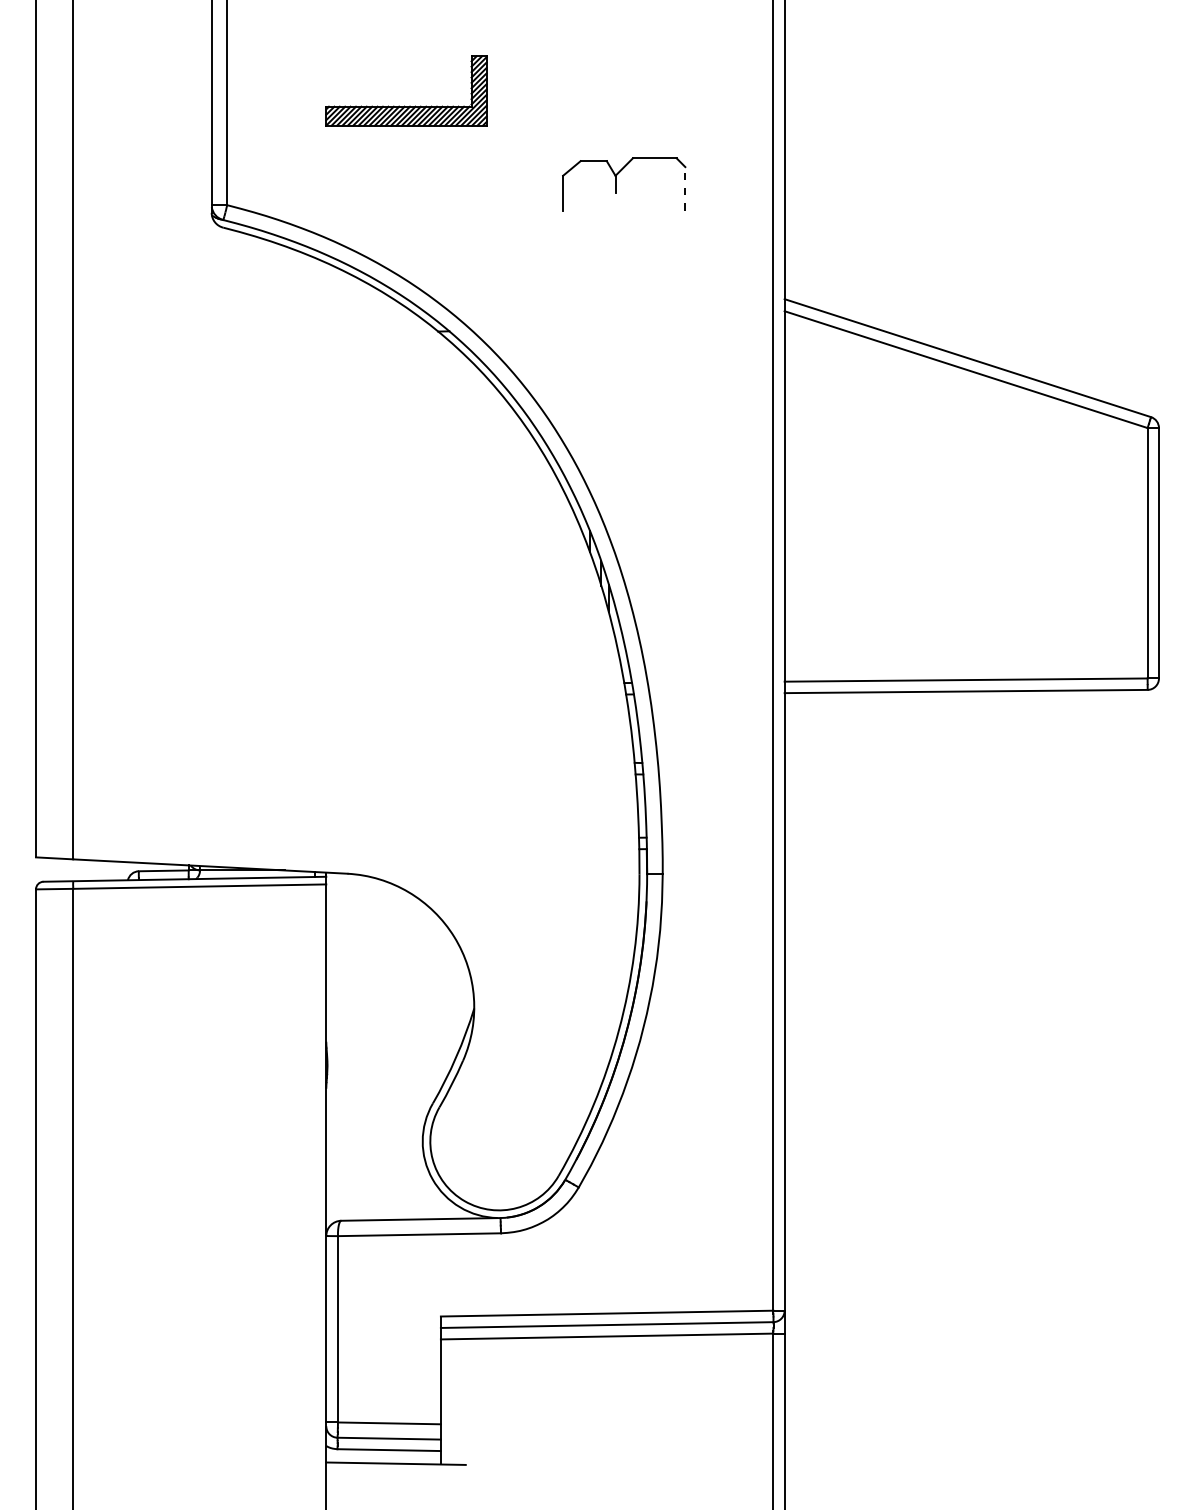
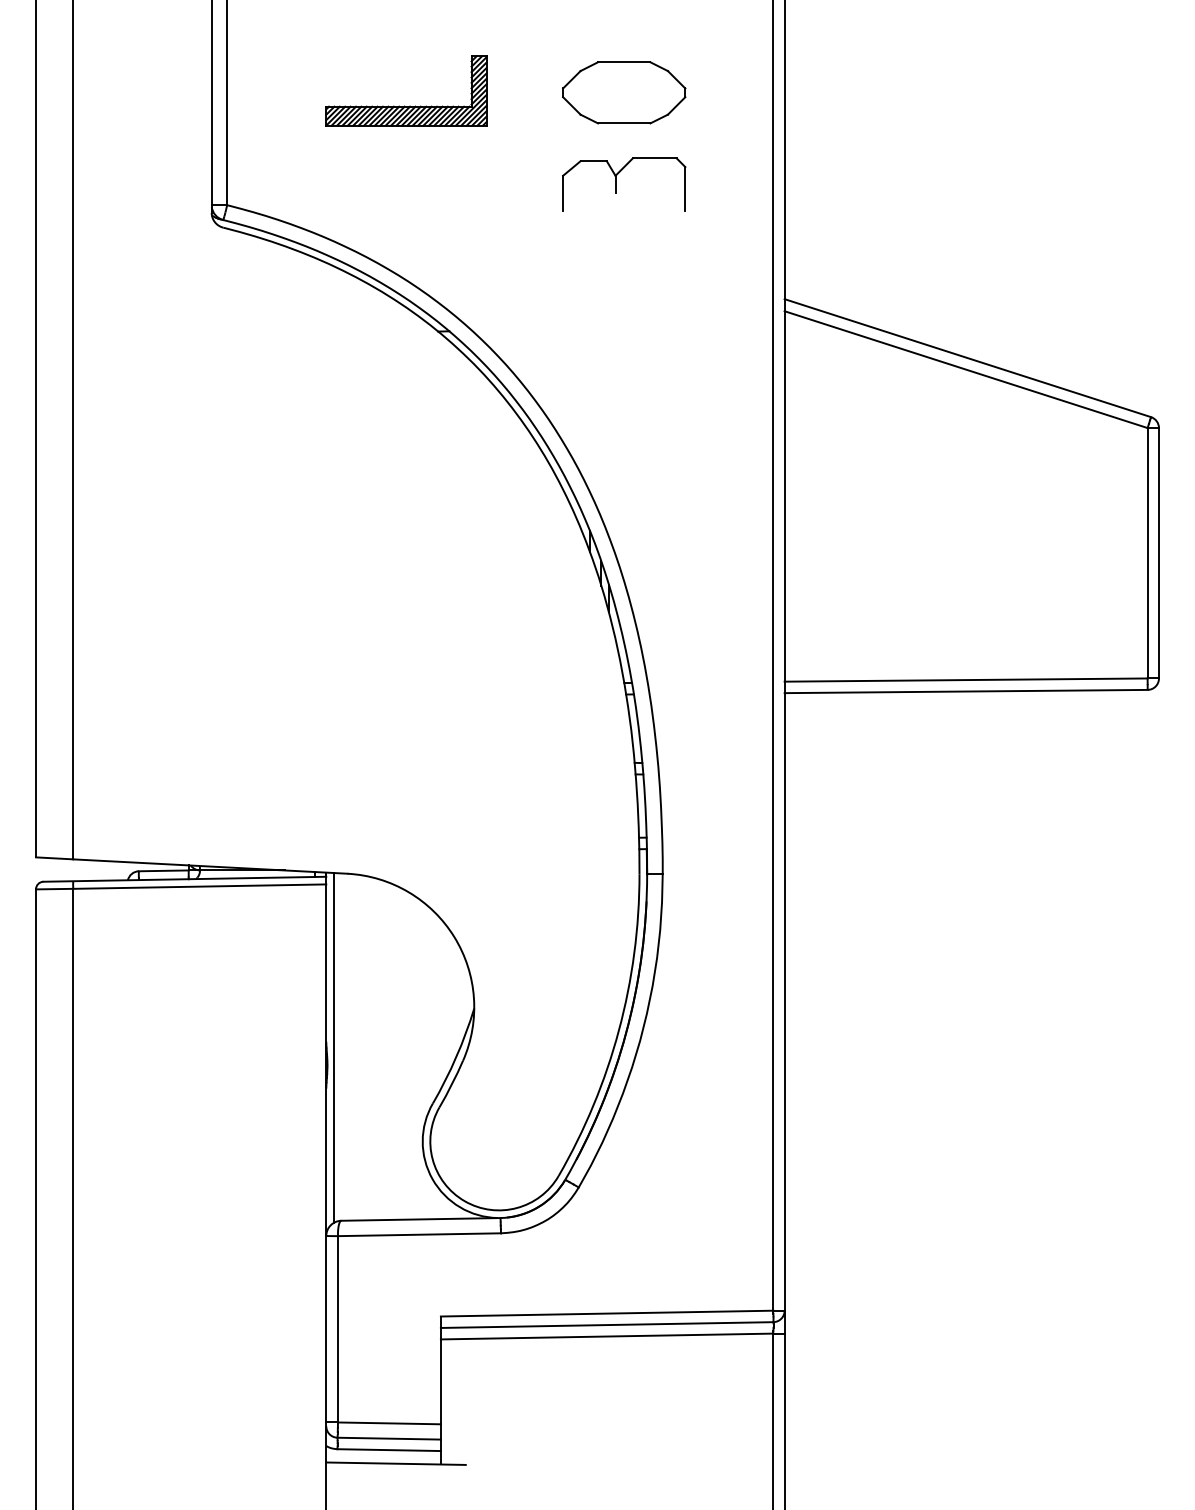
part: none -> present (624, 92)
line: dashed -> solid (685, 188)
line: none -> present (333, 1047)
